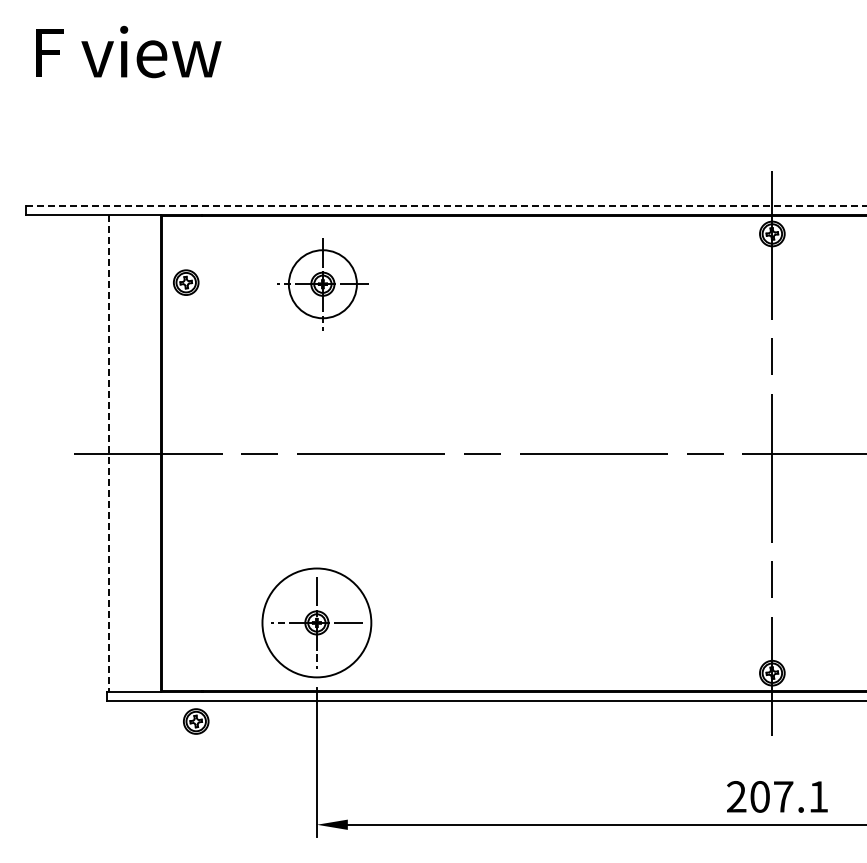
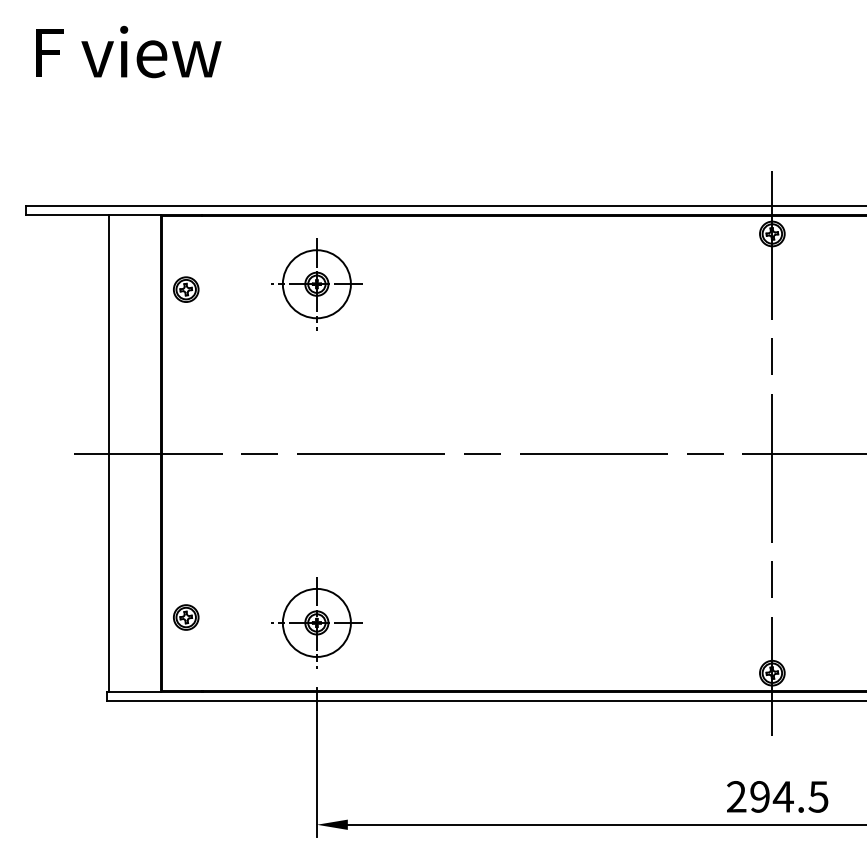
line: dashed -> solid (446, 206)
part position: (186, 282) -> (186, 289) (186, 289)
part position: (322, 284) -> (316, 284) (316, 284)
line: dashed -> solid (108, 454)
circle diameter: 109 px -> 68 px (316, 622)
part position: (196, 721) -> (186, 617) (186, 617)
text: 207.1 -> 294.5 (789, 796)
